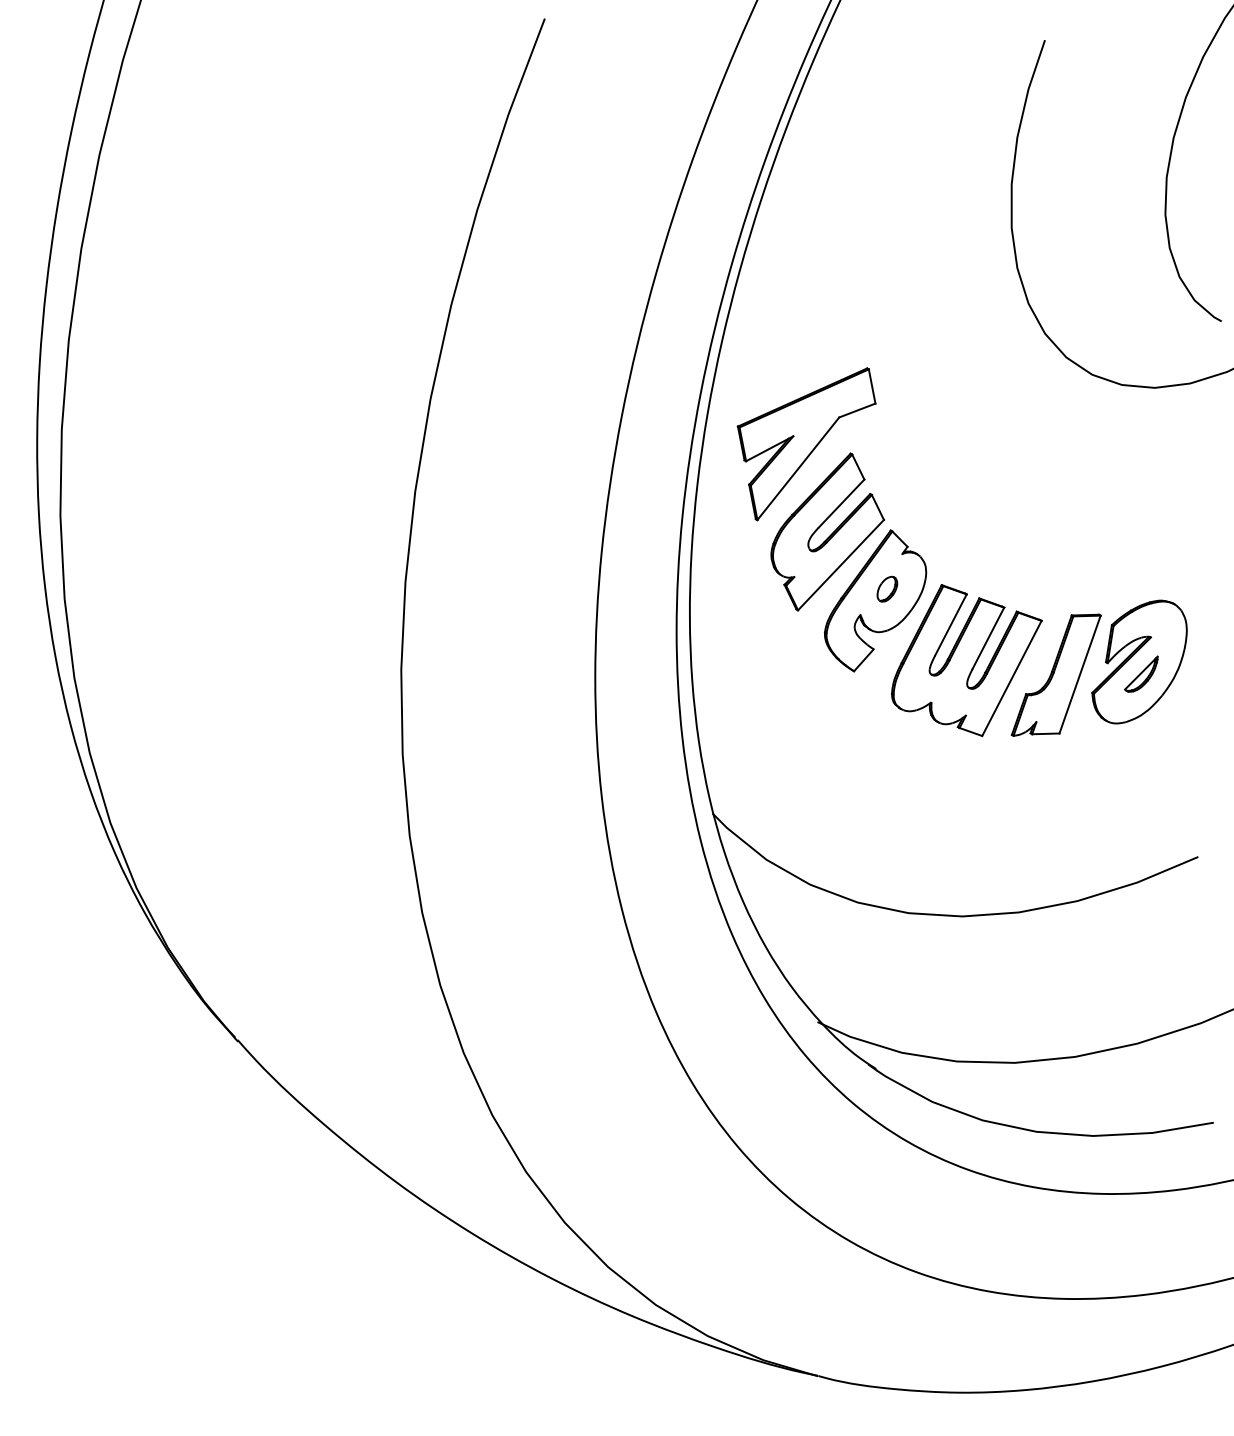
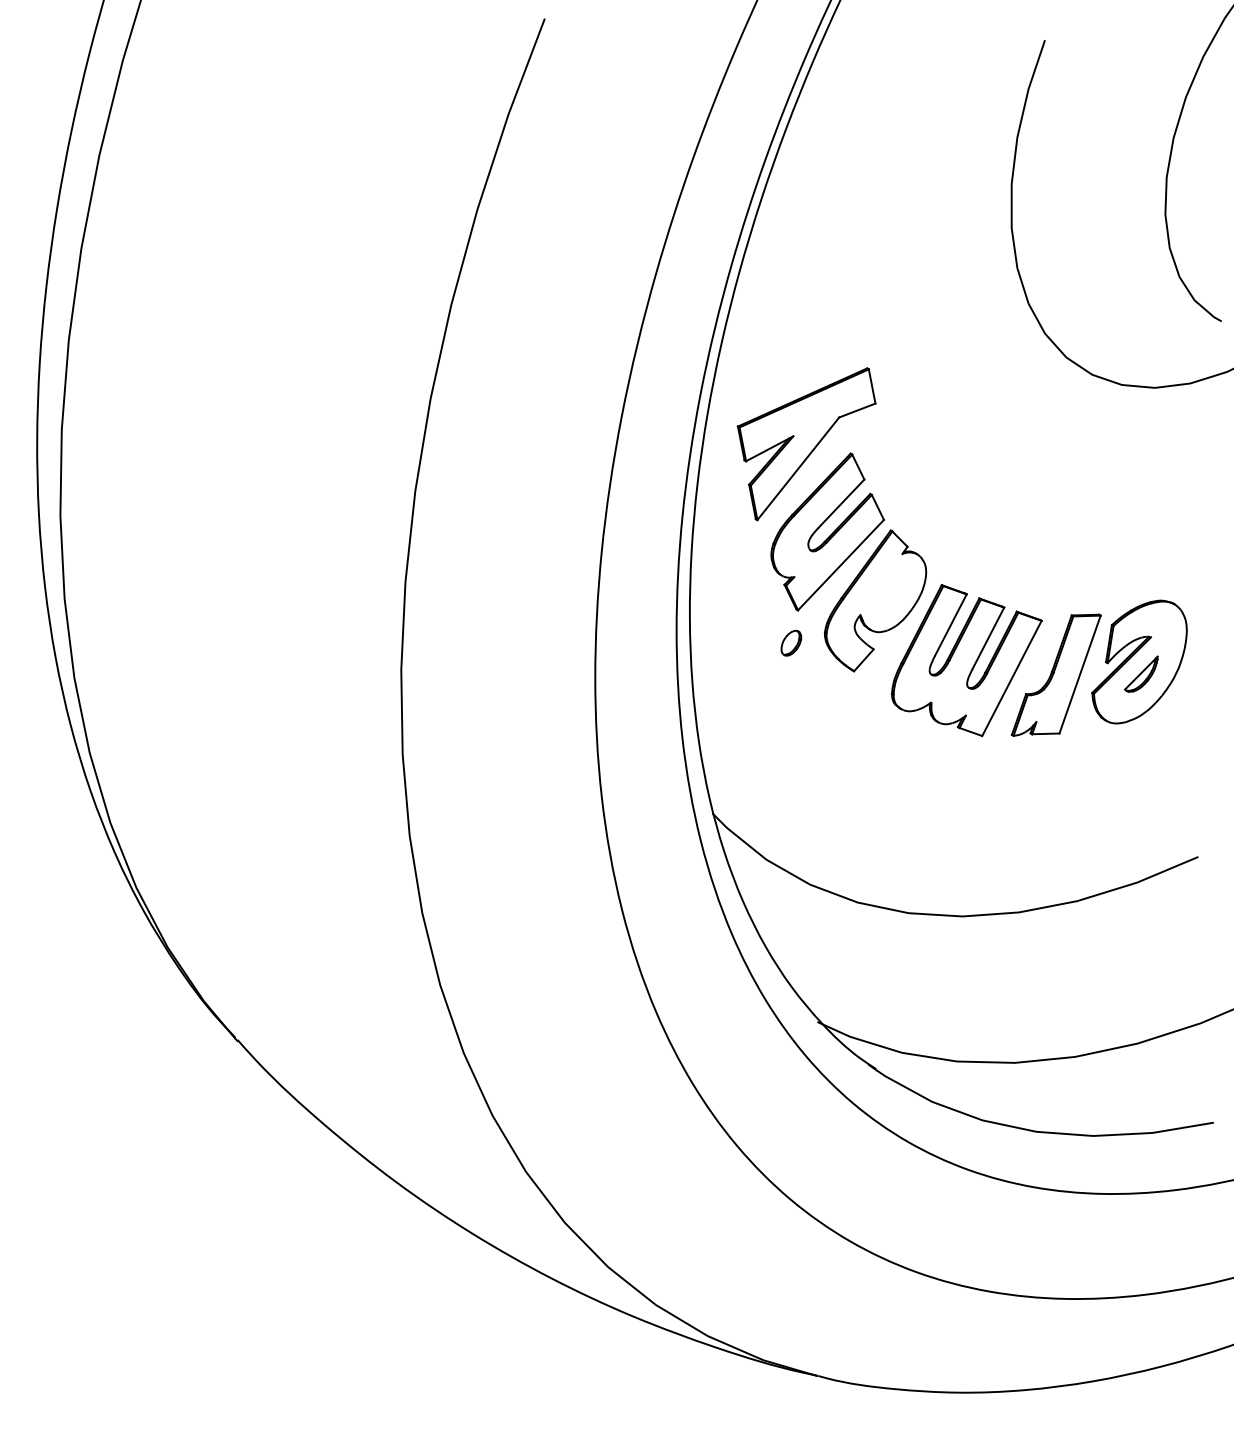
part position: (887, 588) -> (791, 642) (791, 642)
